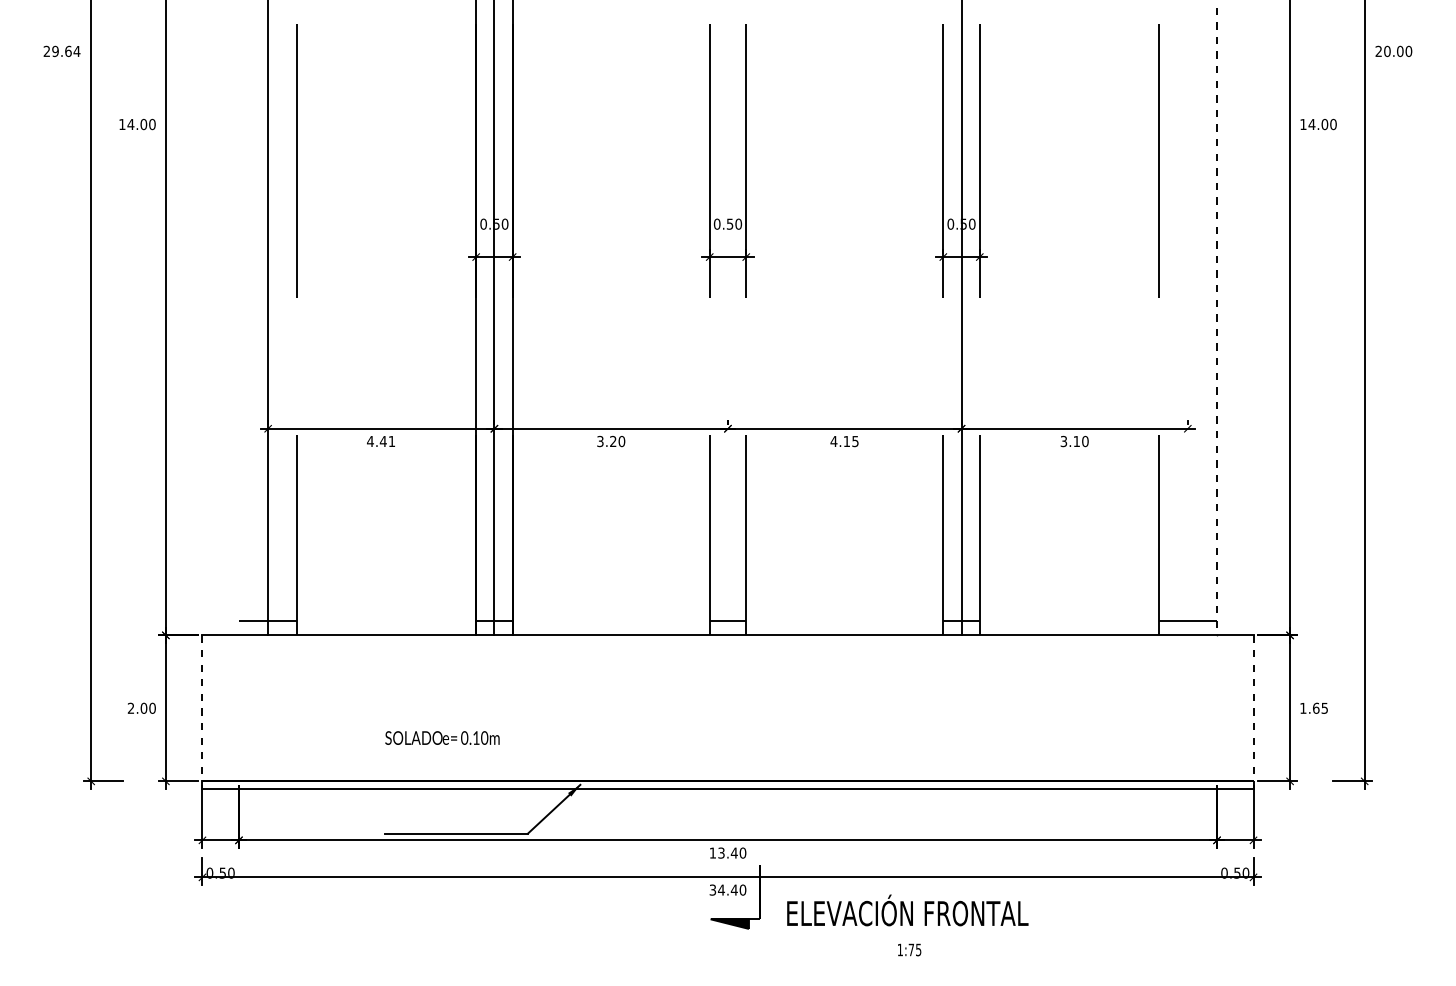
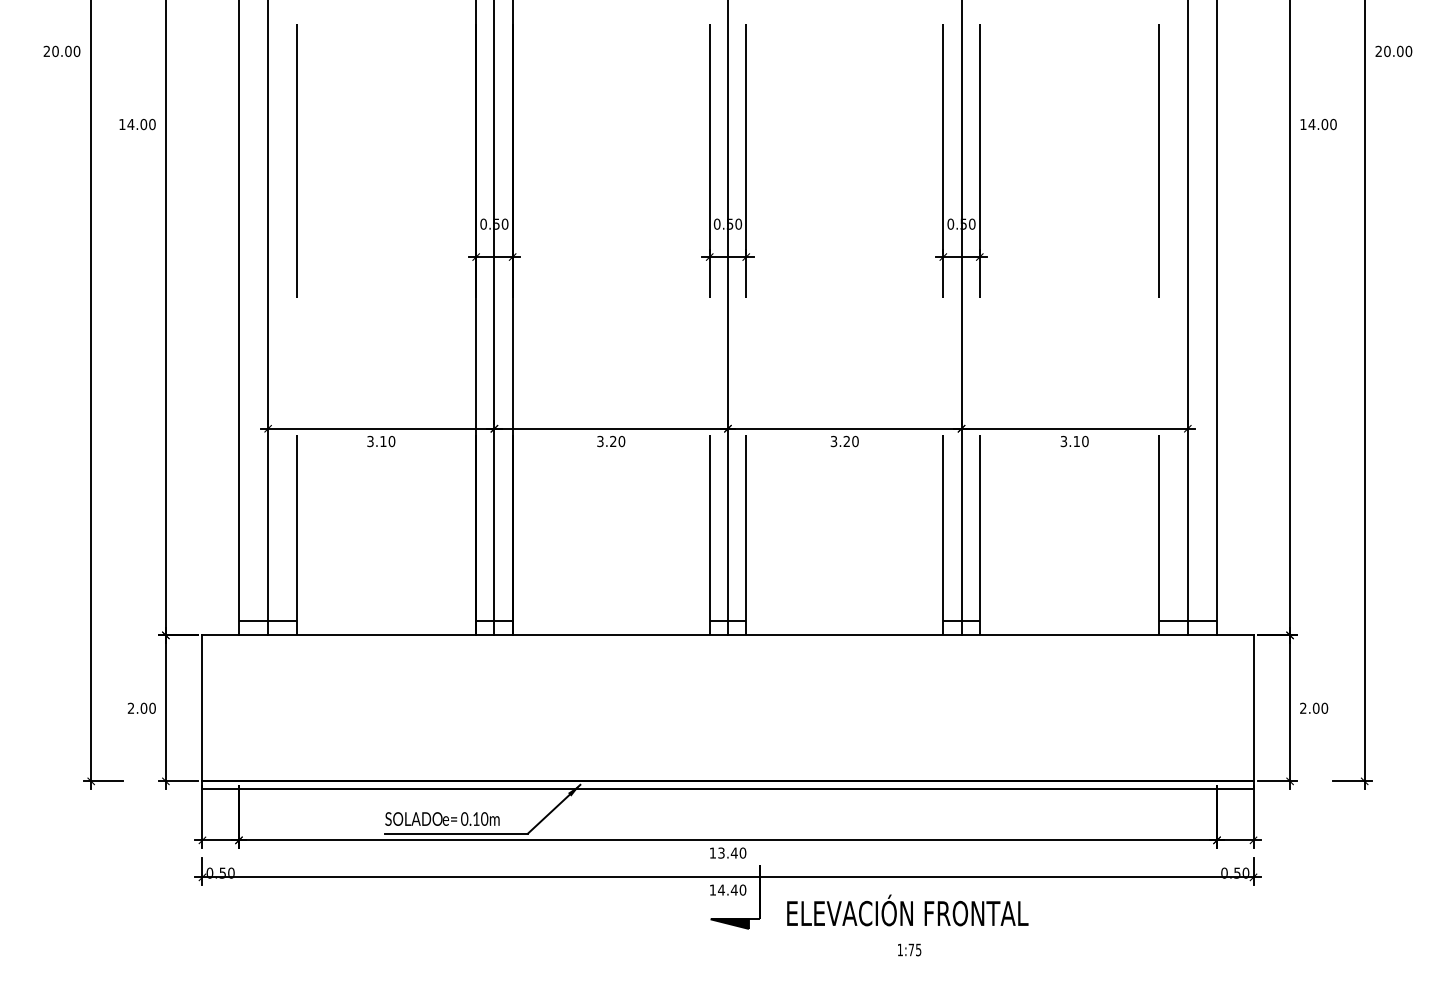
text: 29.64 -> 20.00 (66, 51)
line: none -> present (238, 318)
line: none -> present (727, 318)
line: none -> present (1187, 318)
line: dashed -> solid (1217, 318)
text: 4.41 -> 3.10 (381, 441)
text: 4.15 -> 3.20 (844, 441)
text: 1.65 -> 2.00 (1314, 707)
line: dashed -> solid (202, 708)
line: dashed -> solid (1253, 708)
text position: (442, 737) -> (442, 818) (442, 818)
text: 34.40 -> 14.40 (712, 889)
